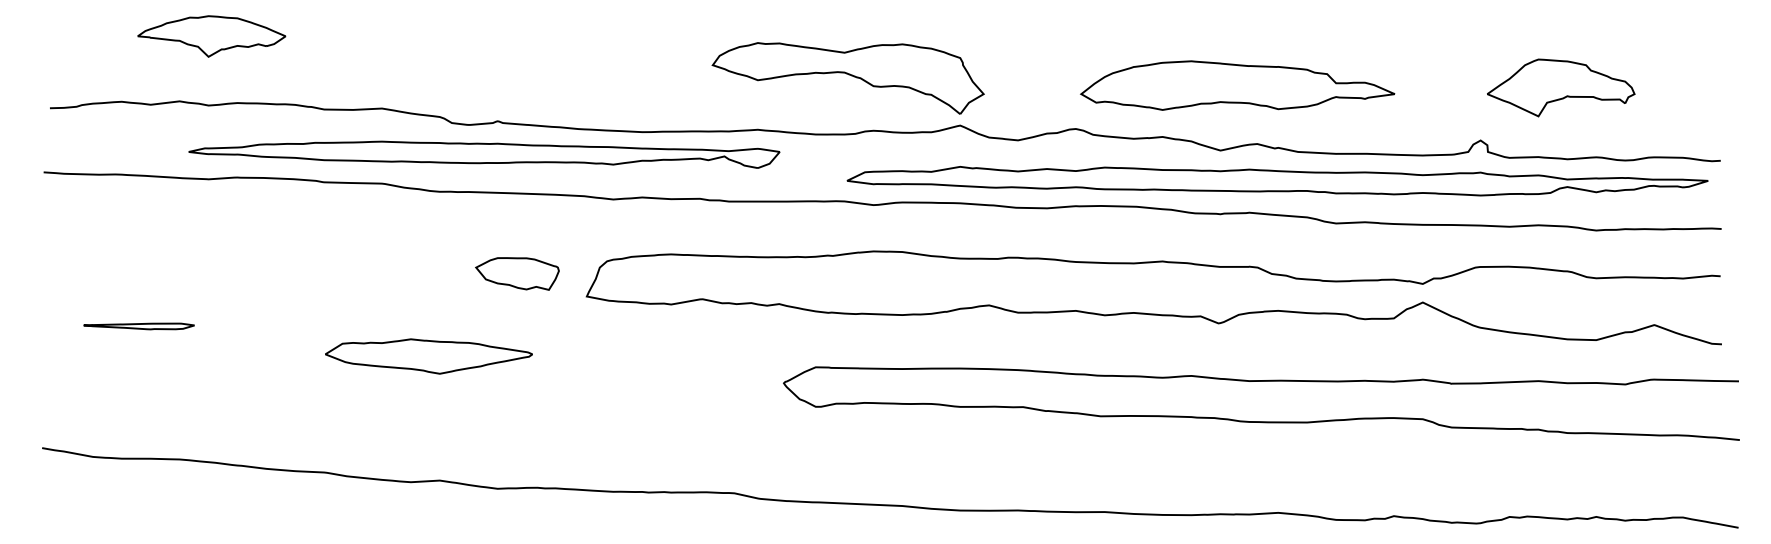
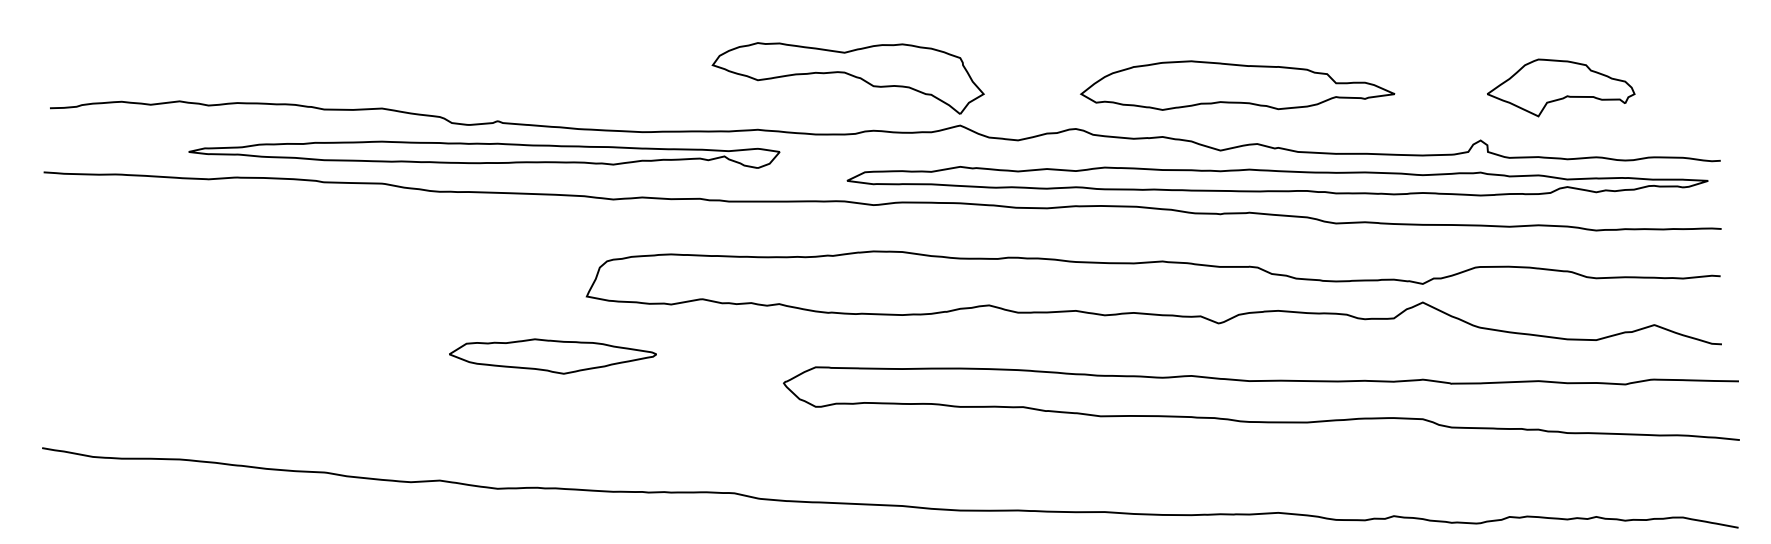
part: present -> none (211, 36)
part: present -> none (517, 273)
part: present -> none (138, 326)
part position: (428, 356) -> (552, 356) (552, 356)
